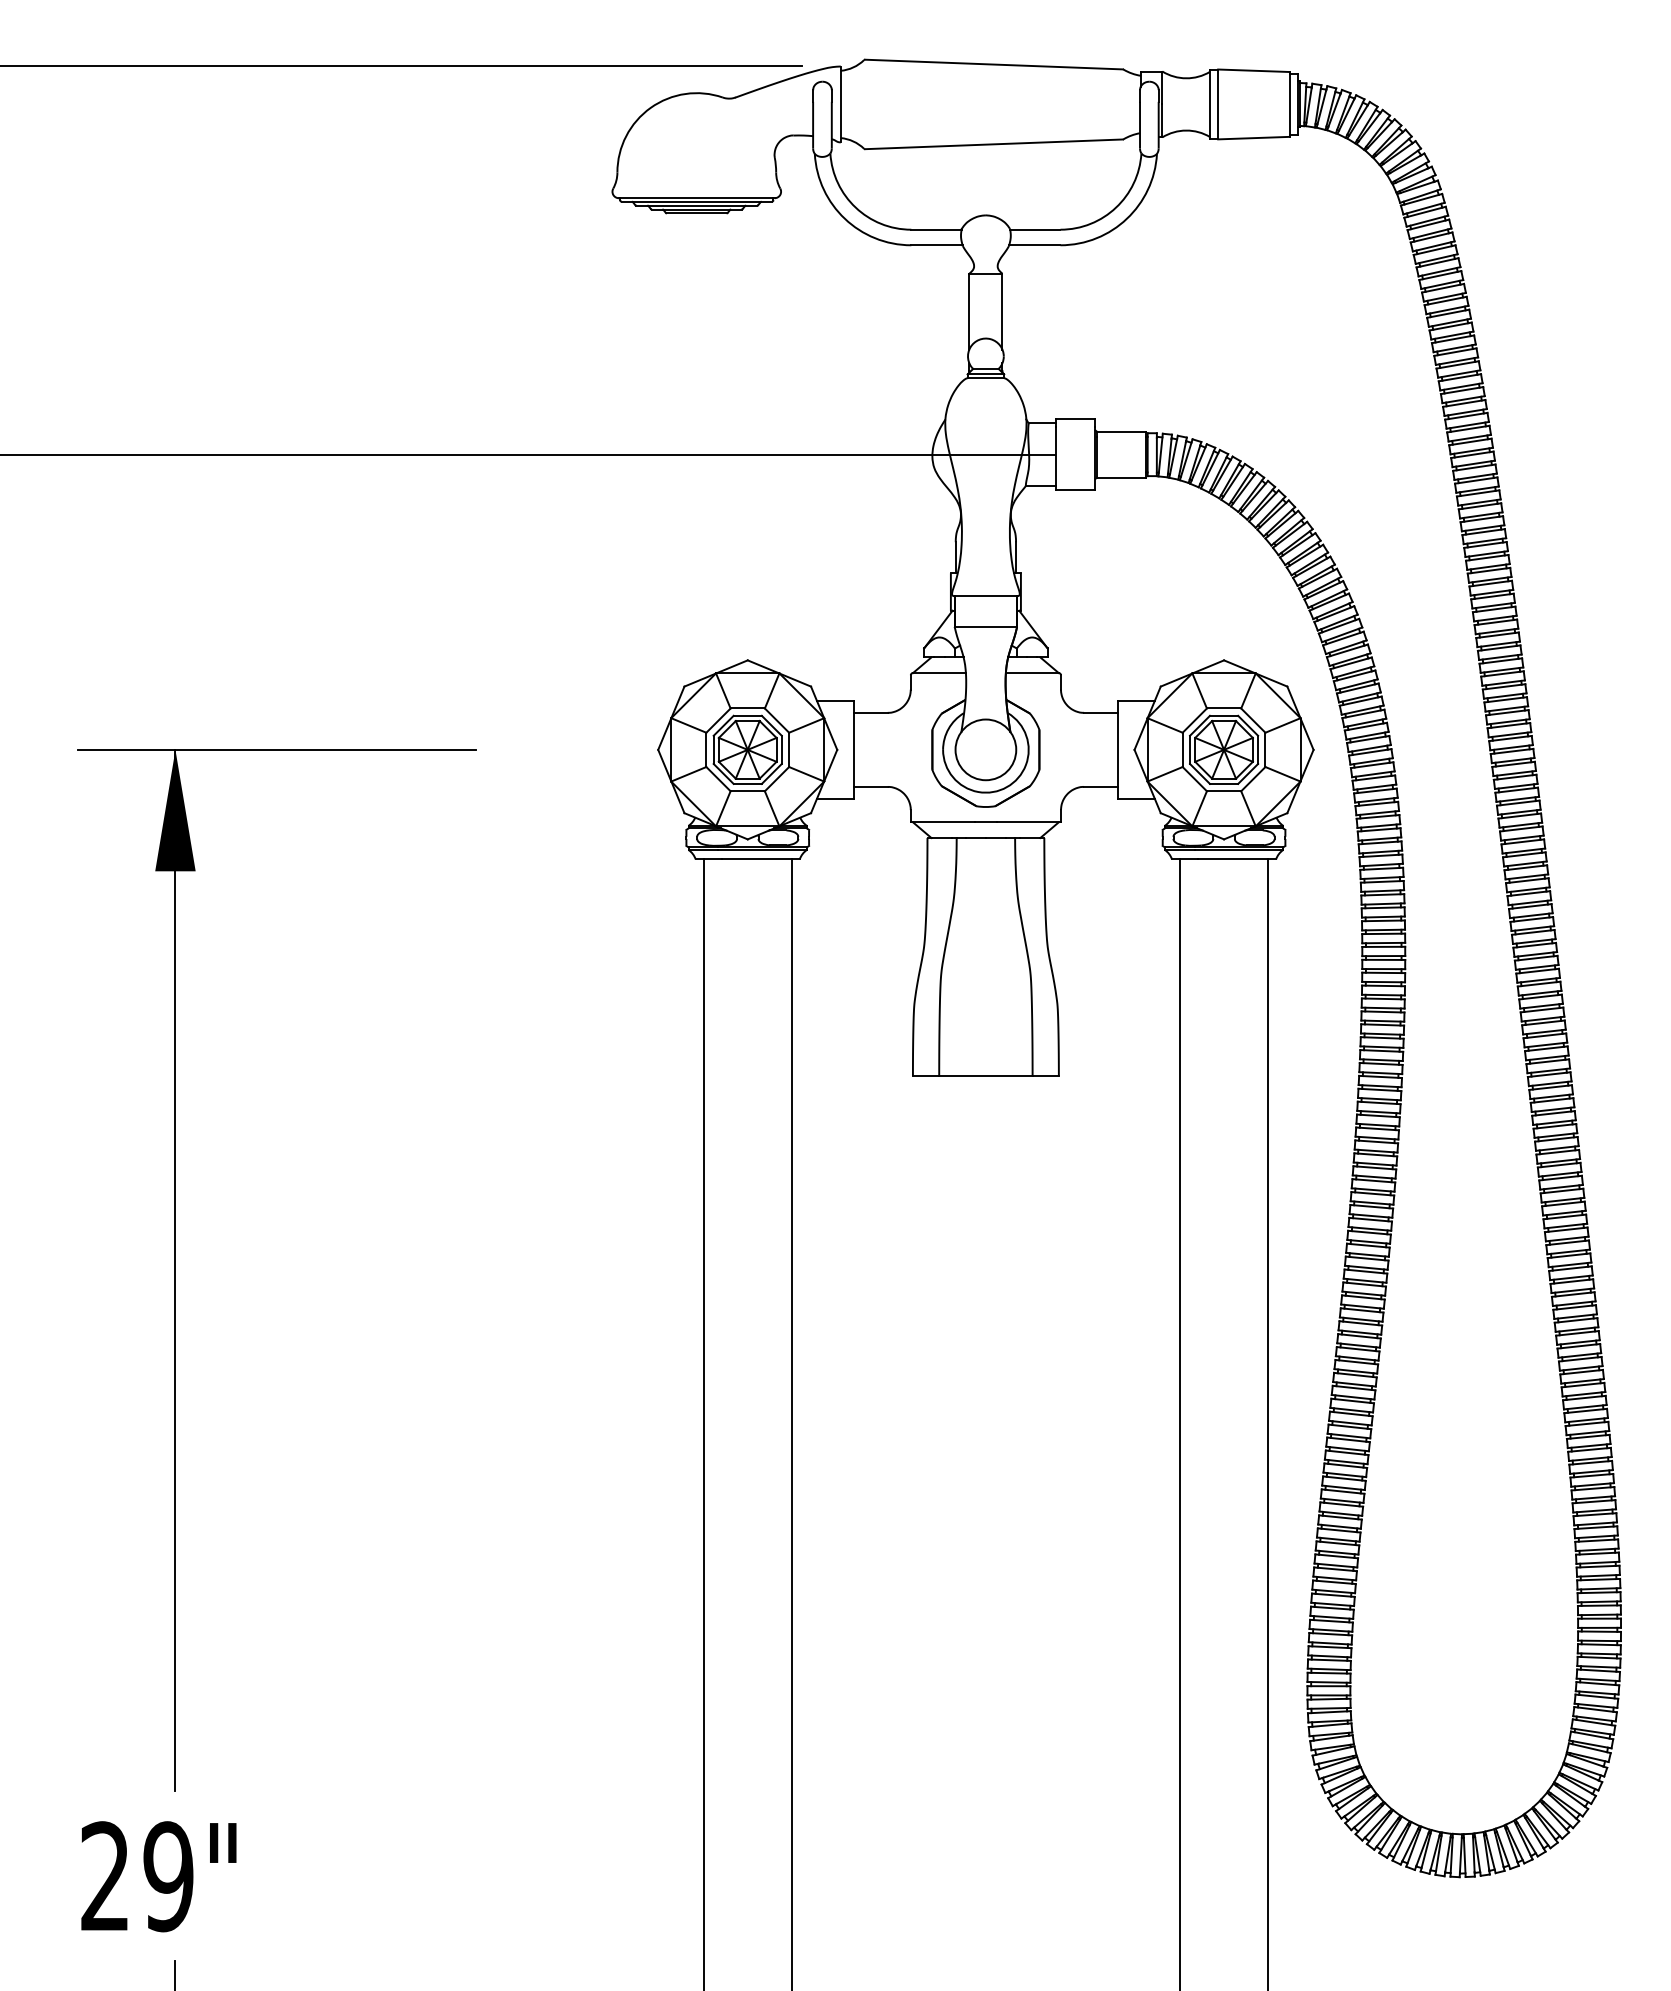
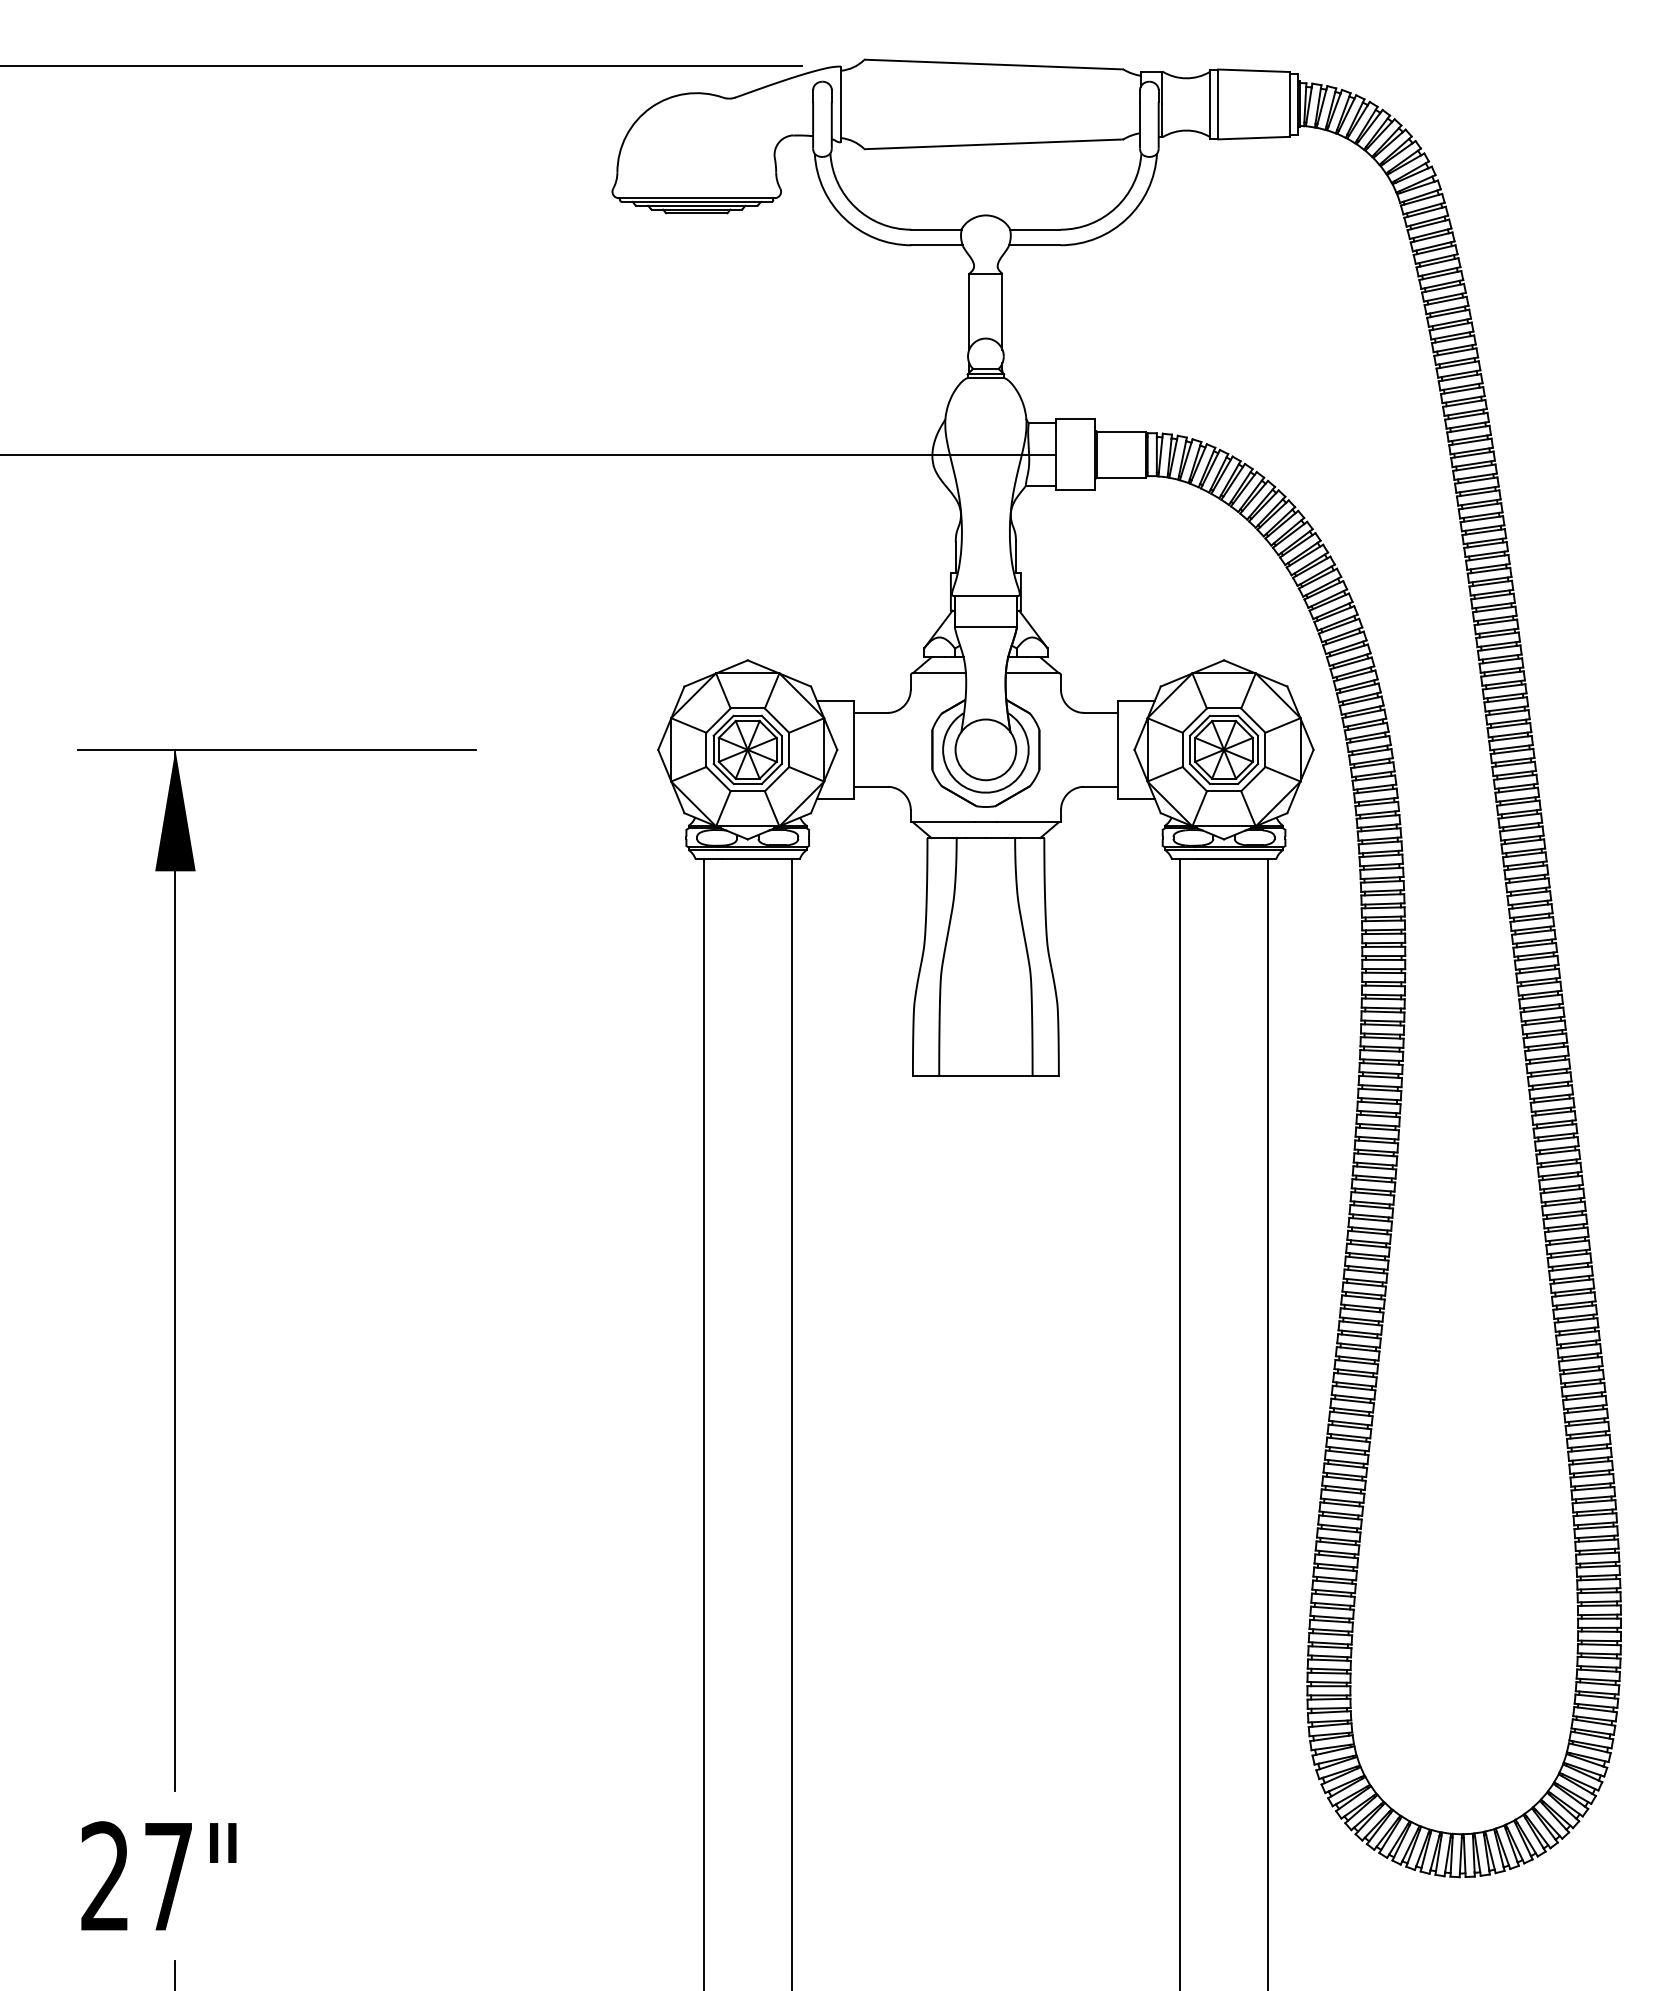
text: 29" -> 27" (168, 1876)
